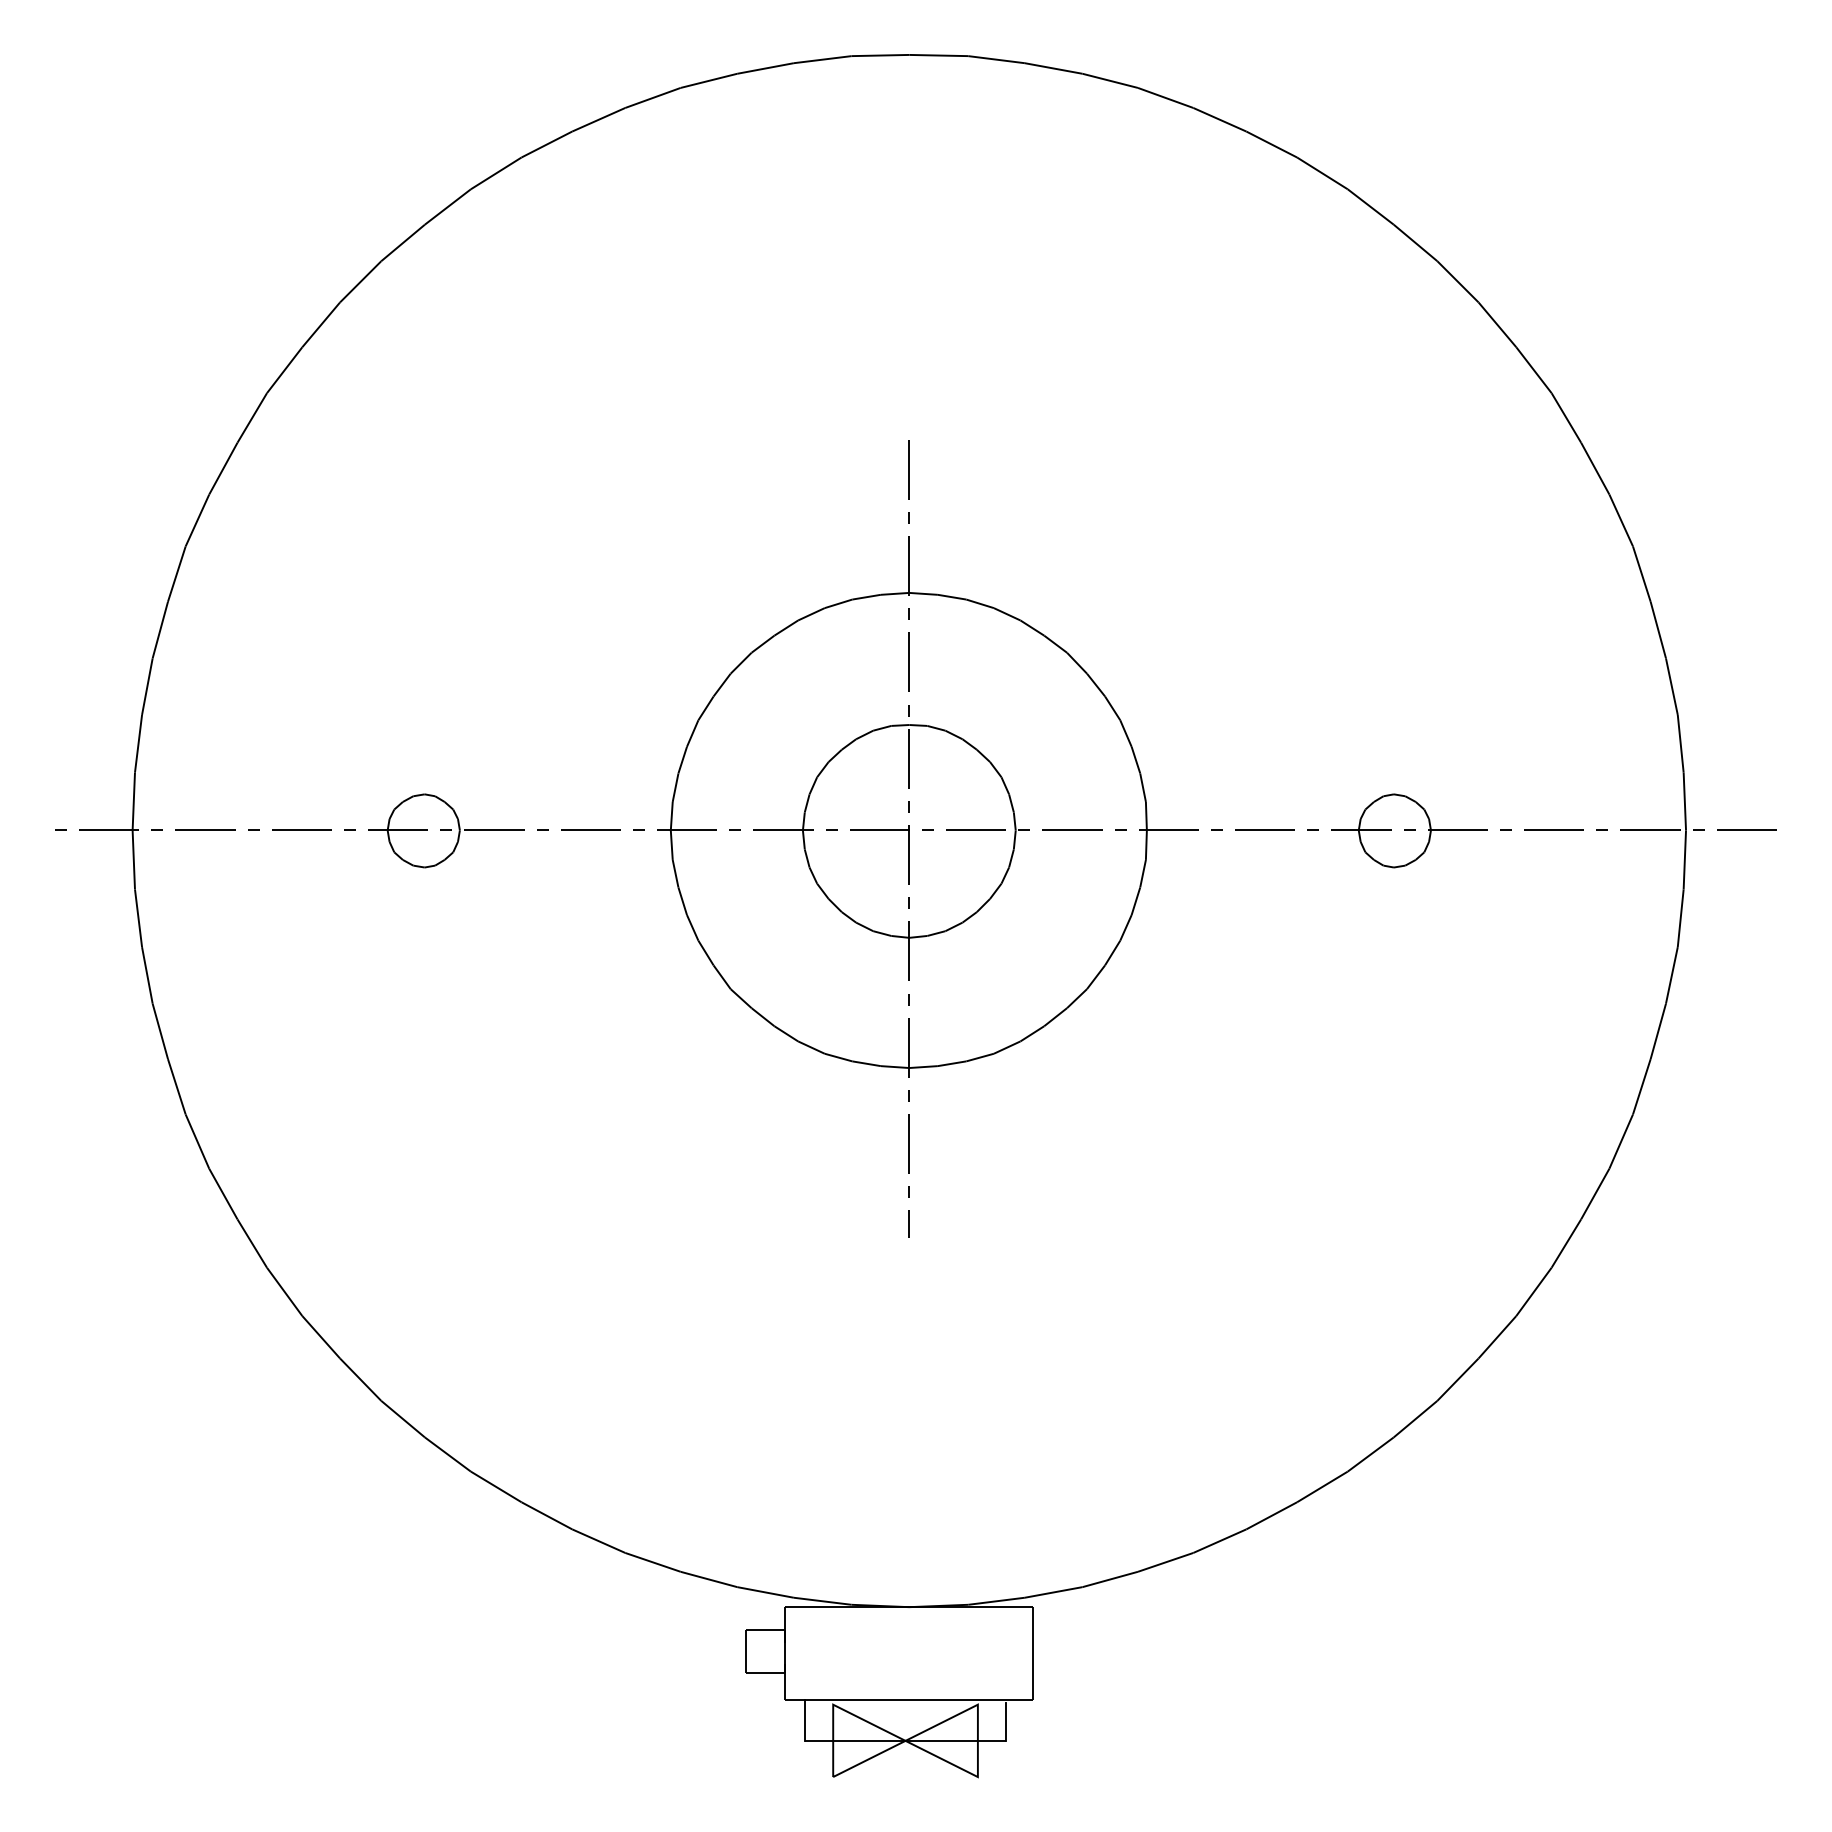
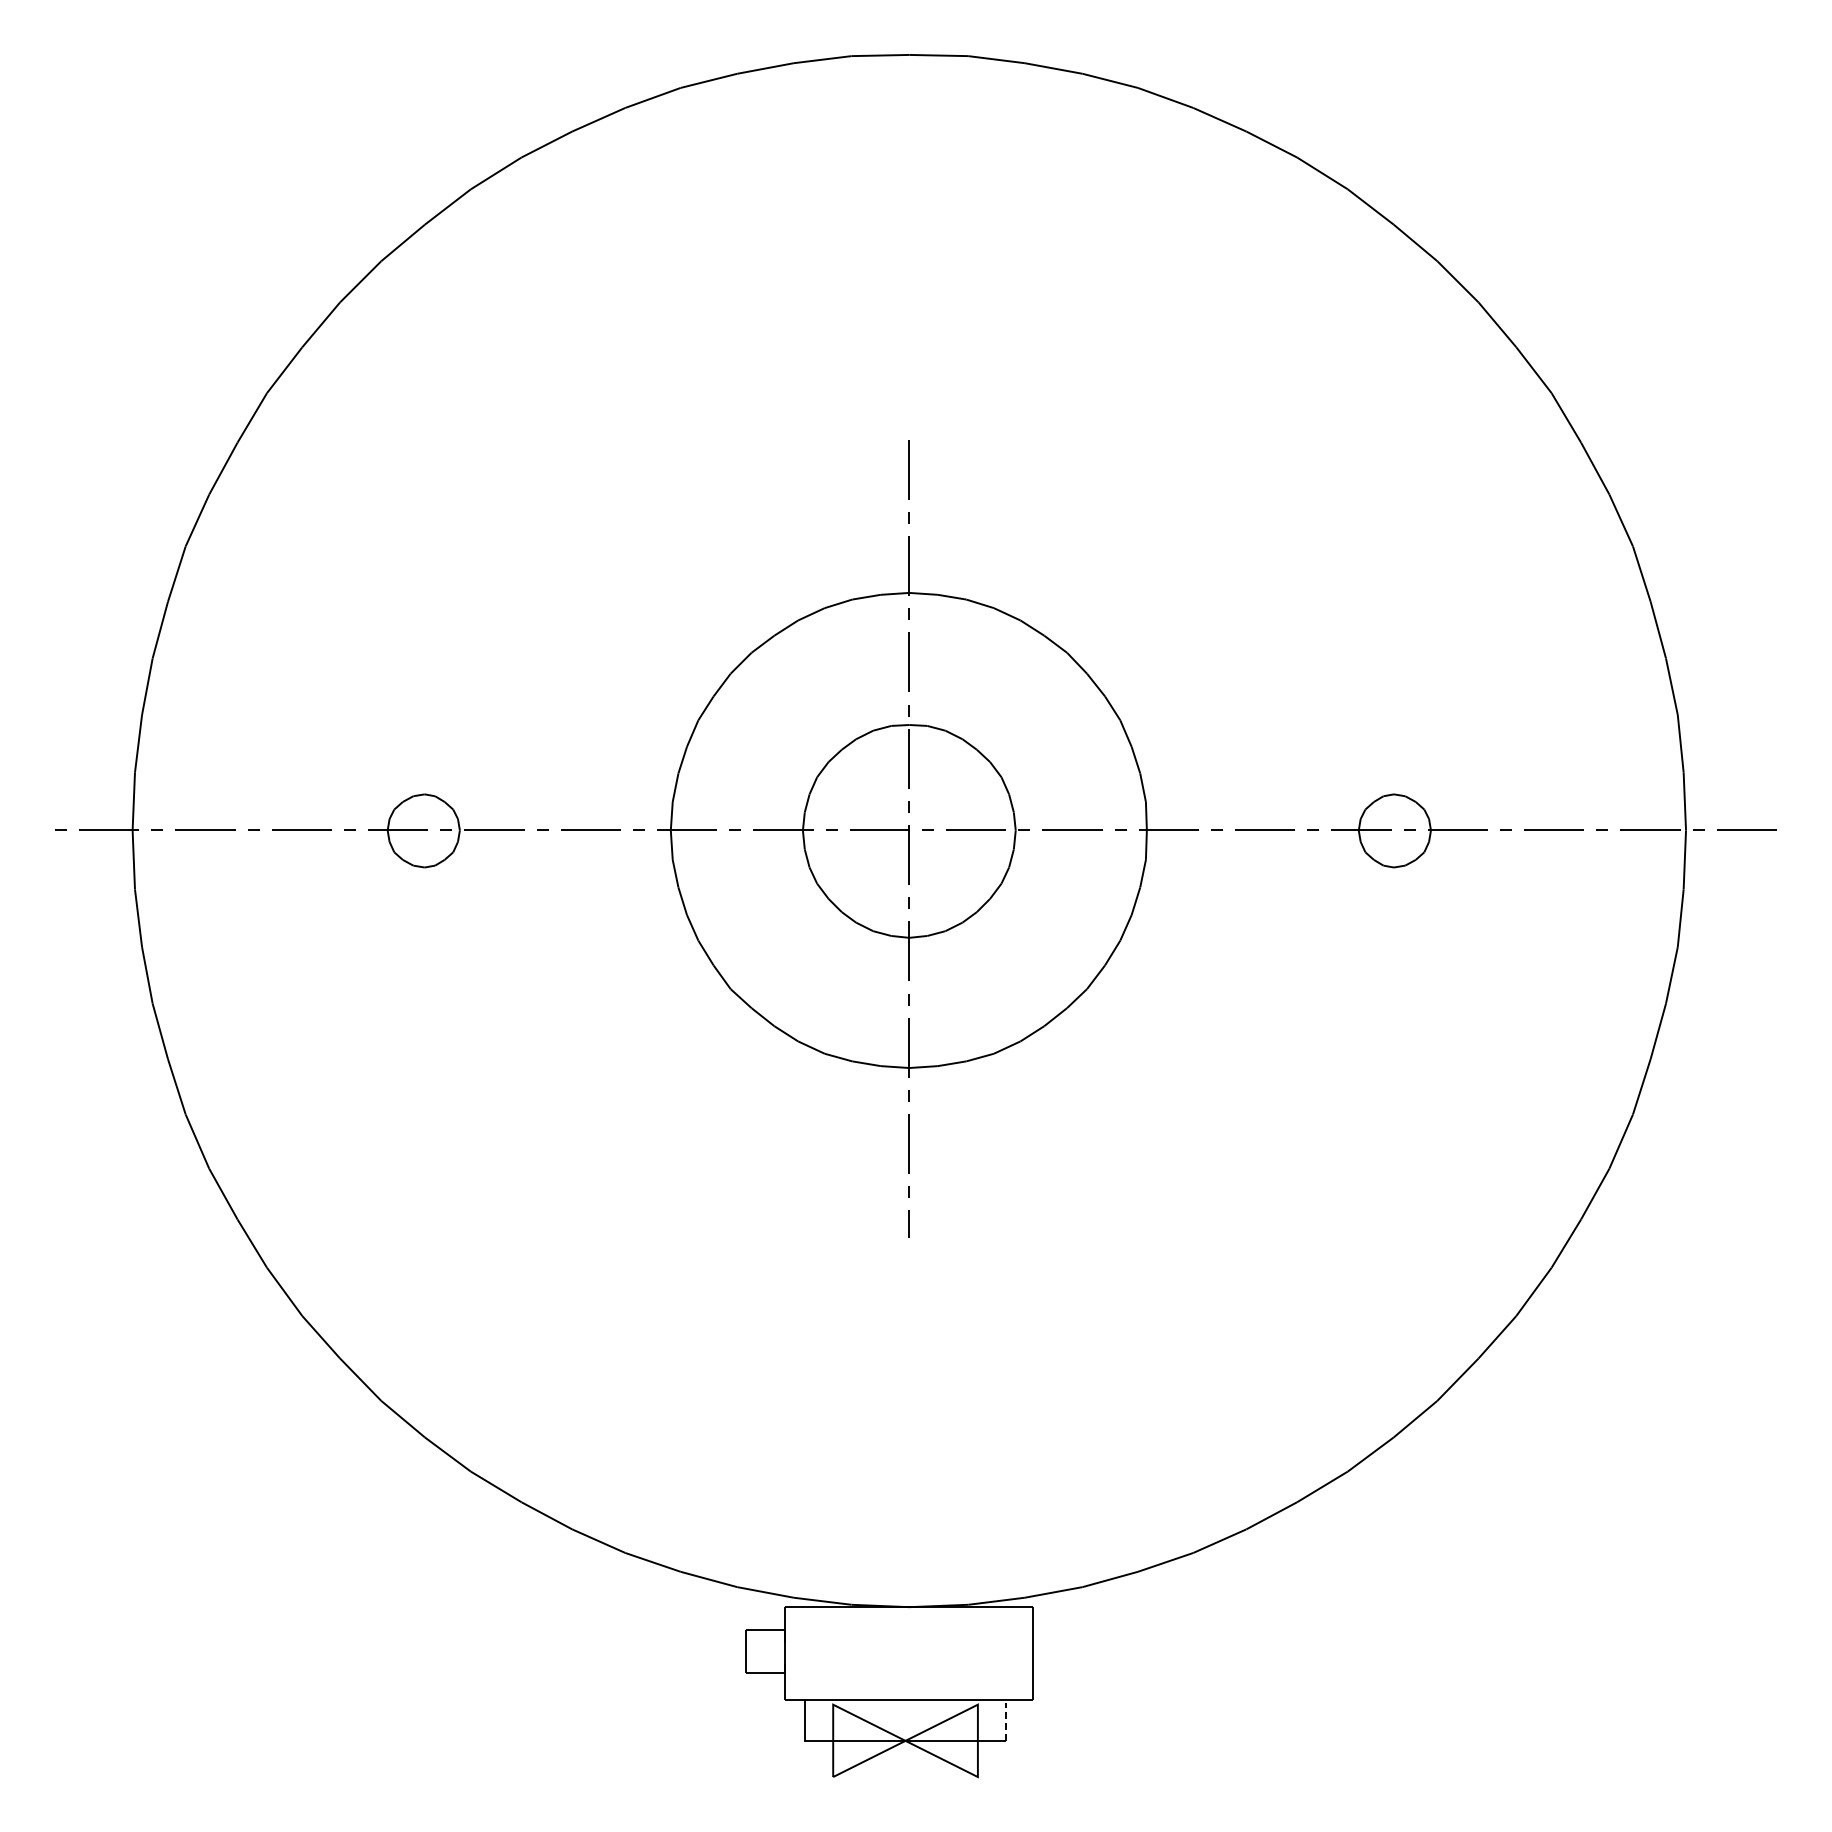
line: solid -> dashed (1006, 1721)
